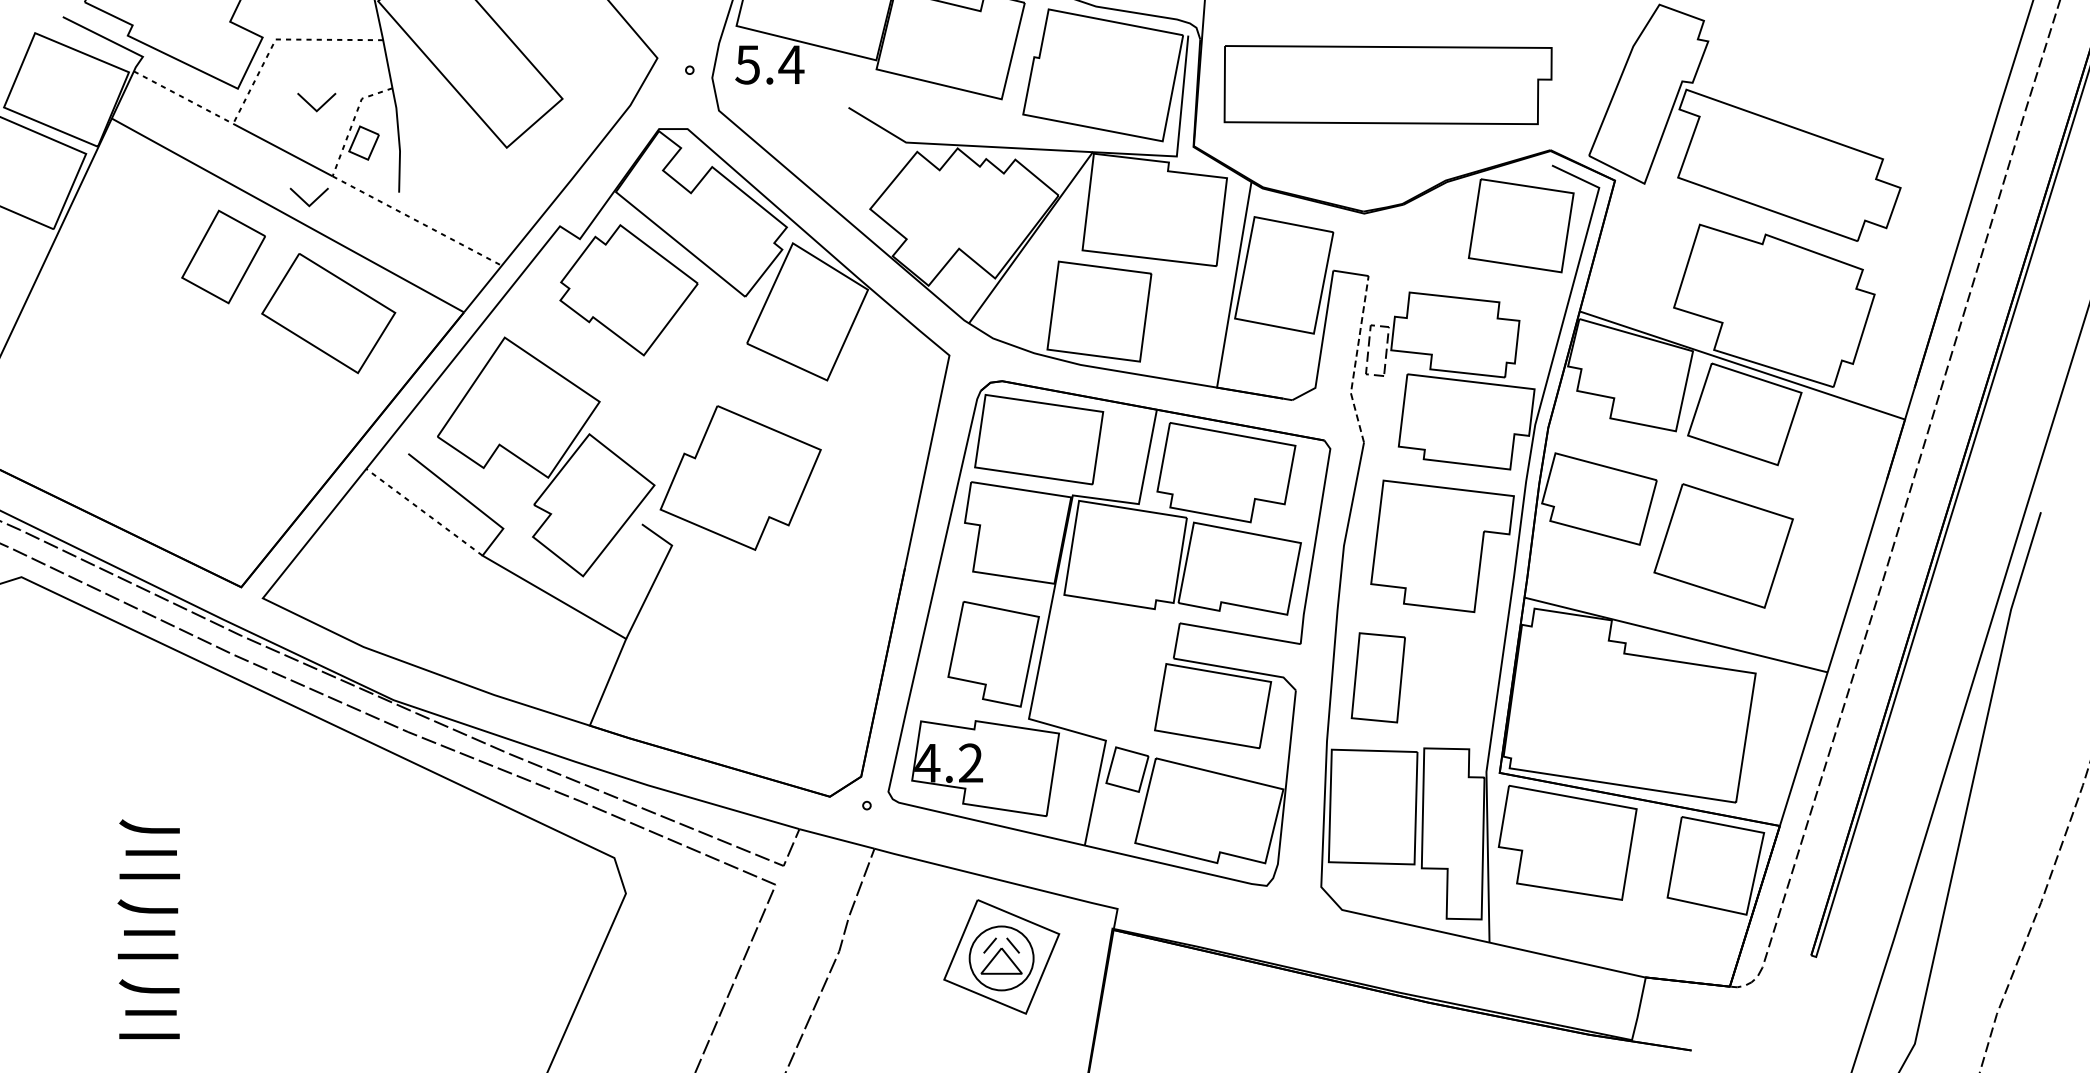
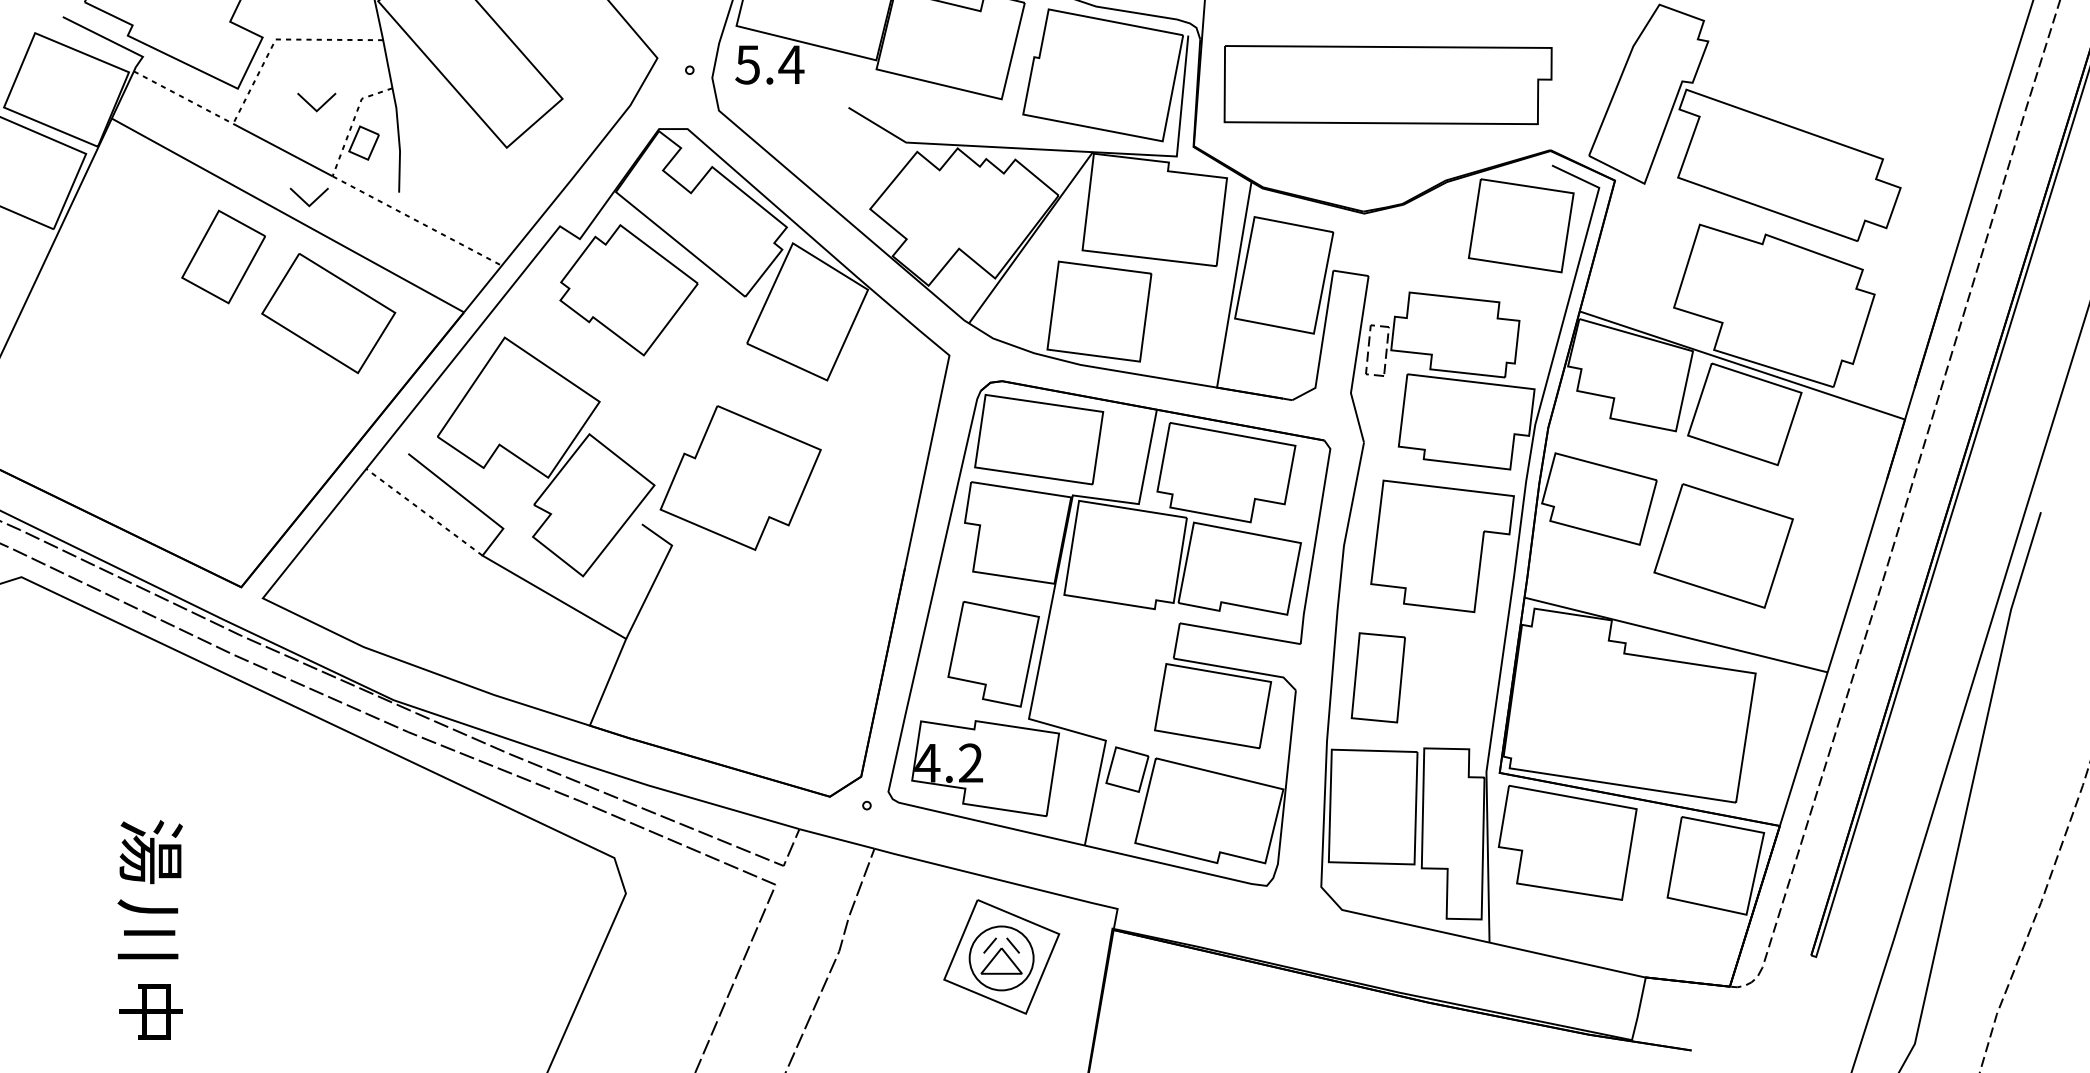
line: dashed -> solid (1355, 360)
text: 川 -> 湯 (150, 851)
text: 川 -> 中 (150, 1009)
